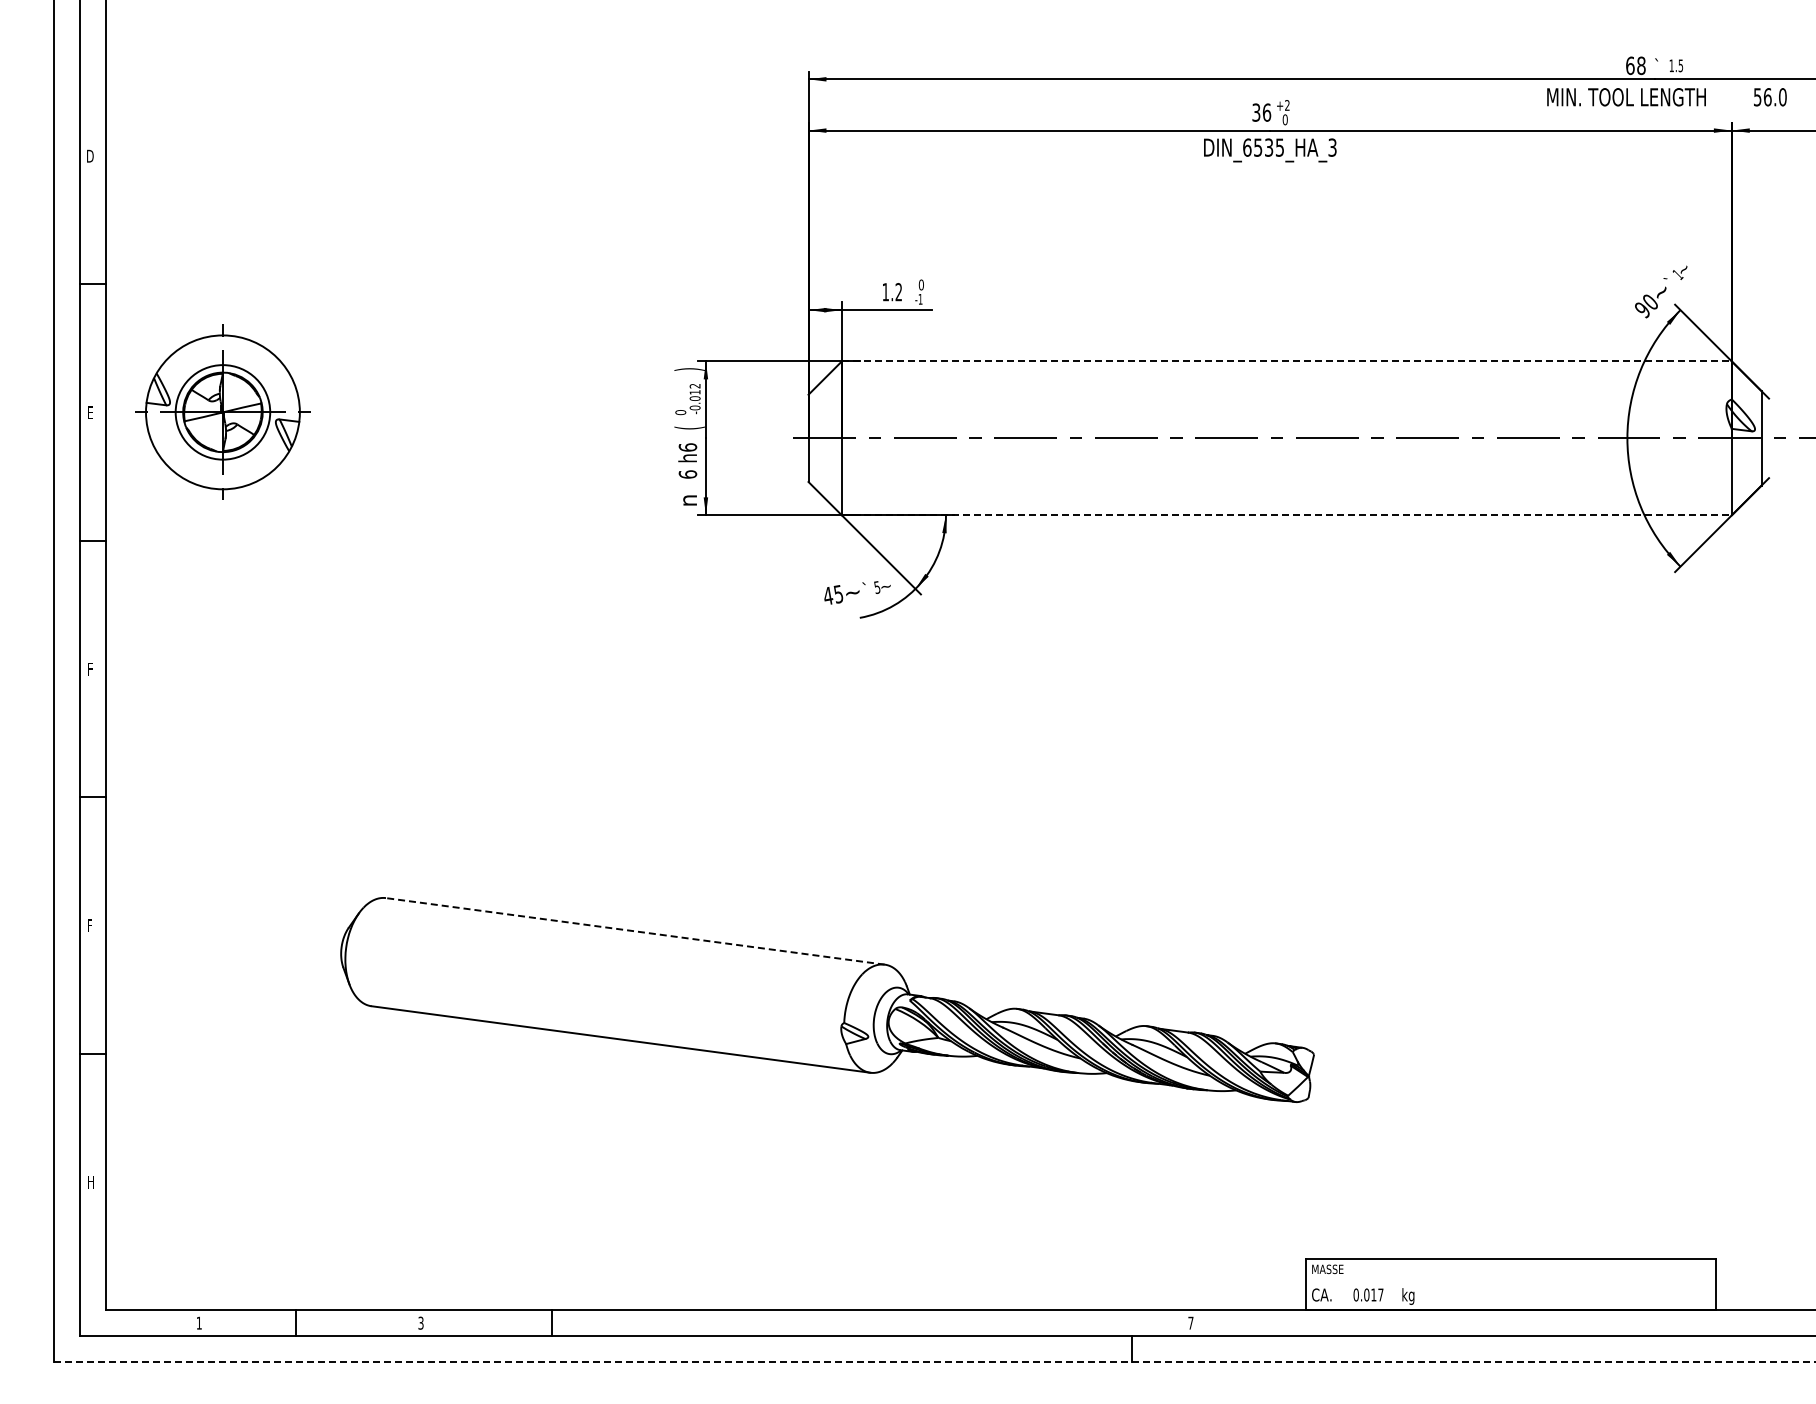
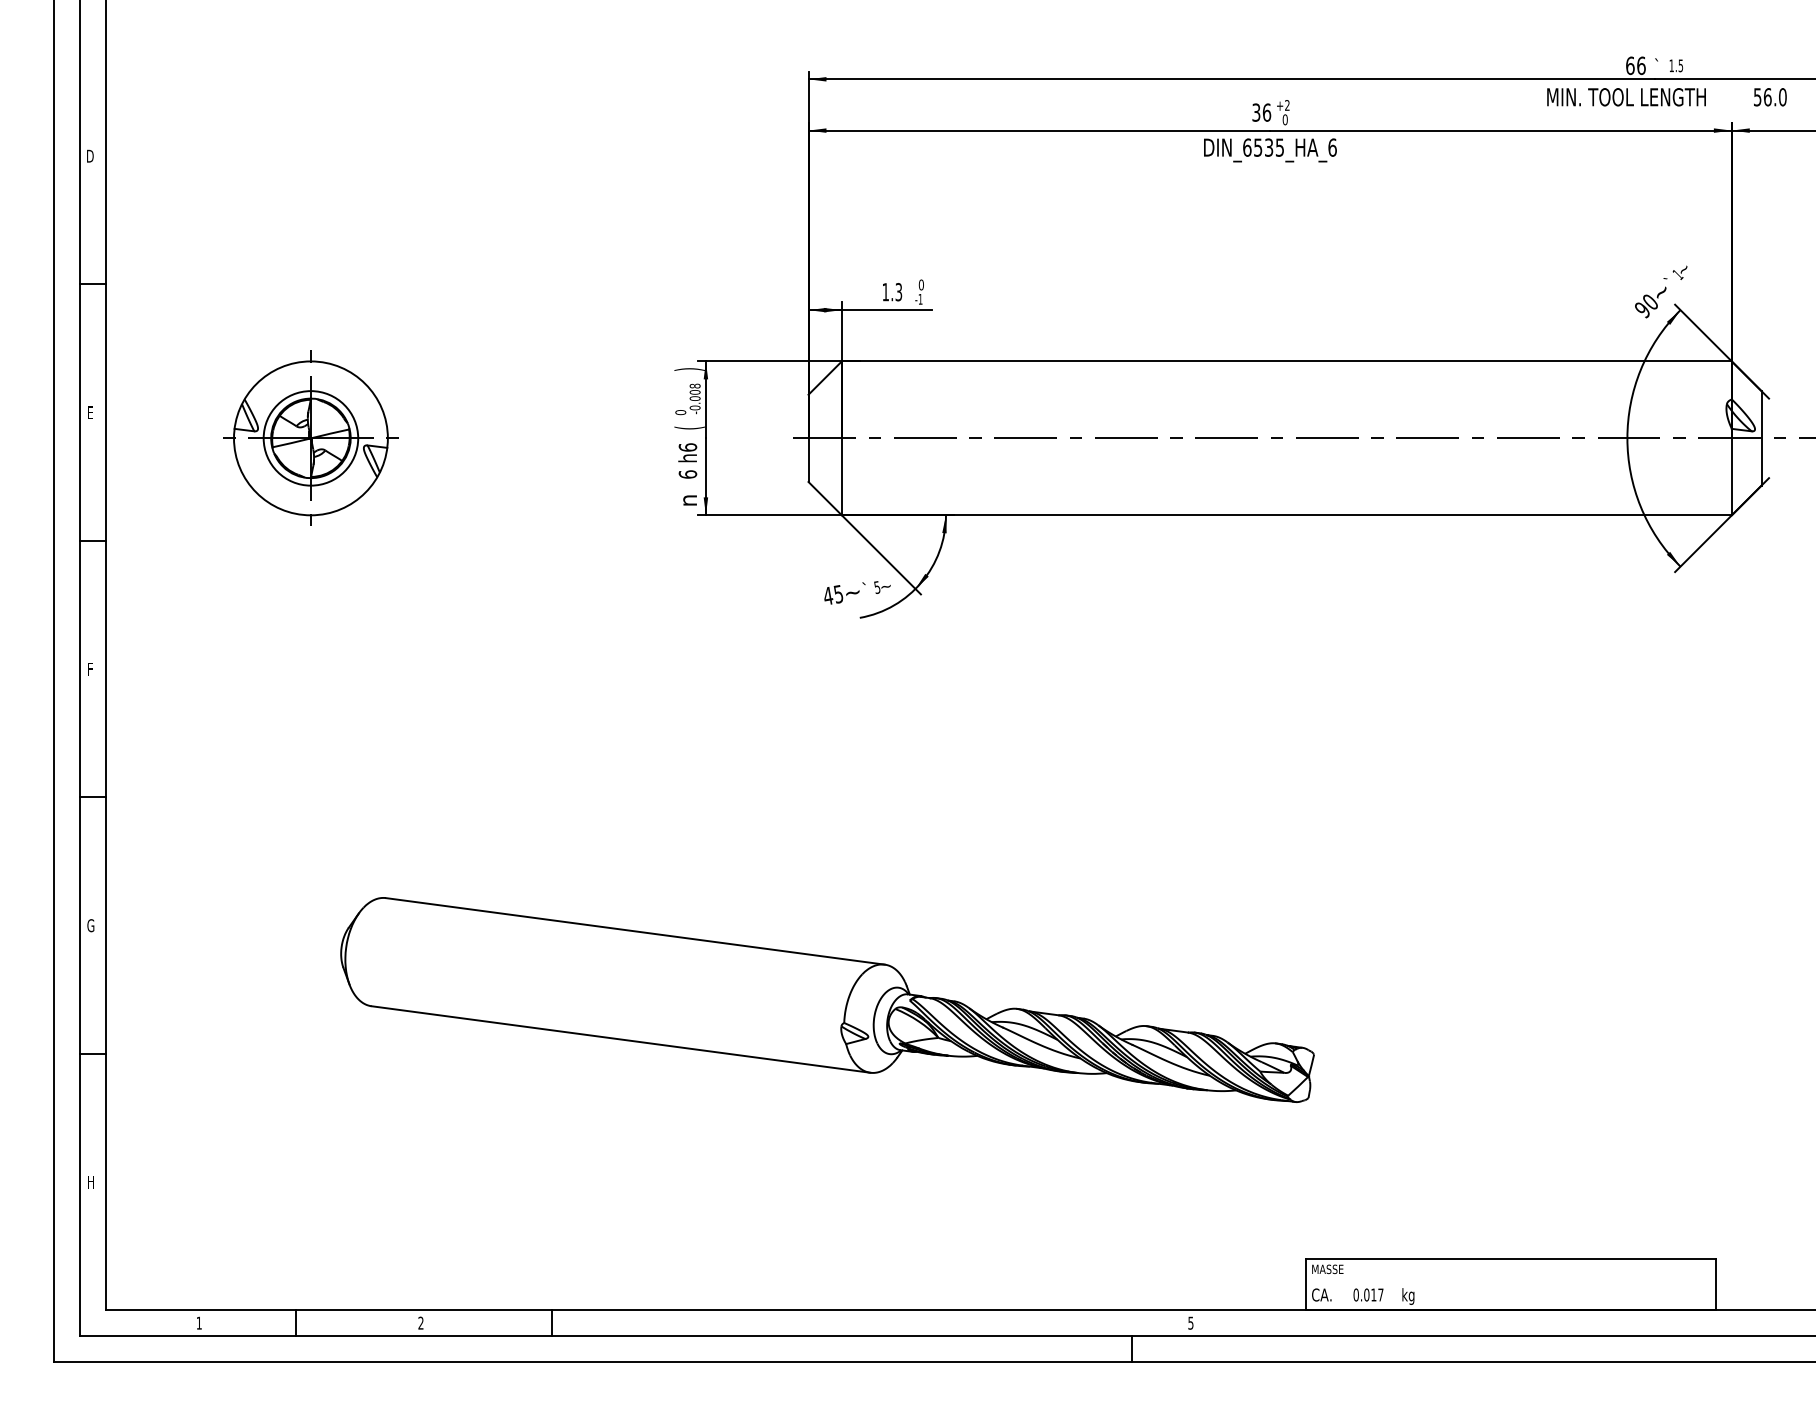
text: 68 -> 66 (1641, 65)
text: DIN_6535_HA_3 -> DIN_6535_HA_6 (1332, 147)
text: 1.2 -> 1.3 (898, 292)
line: dashed -> solid (1286, 361)
text: -0.012 -> -0.008 (694, 388)
part position: (222, 411) -> (310, 437) (310, 437)
line: dashed -> solid (1286, 515)
text: F -> G (90, 925)
line: dashed -> solid (635, 931)
text: 7 -> 5 (1190, 1322)
text: 3 -> 2 (420, 1323)
line: dashed -> solid (935, 1361)
